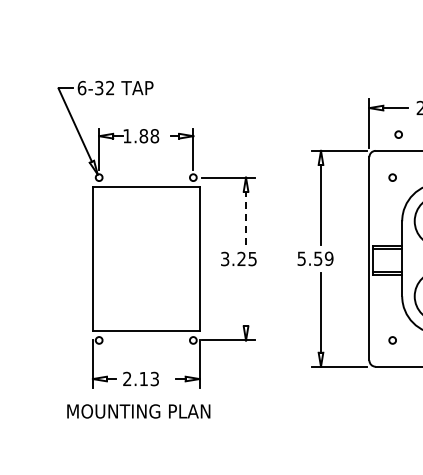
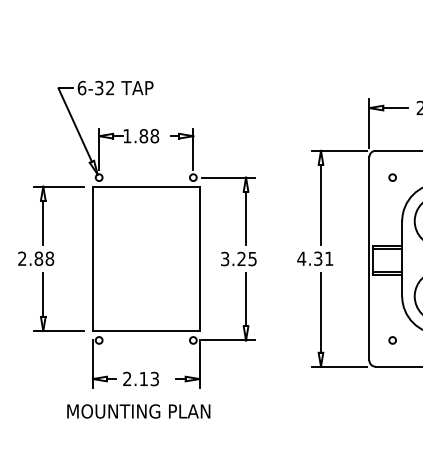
circle: present -> none (398, 134)
line: dashed -> solid (246, 218)
part: none -> present (51, 258)
text: 5.59 -> 4.31 (315, 258)
line: none -> present (246, 299)
